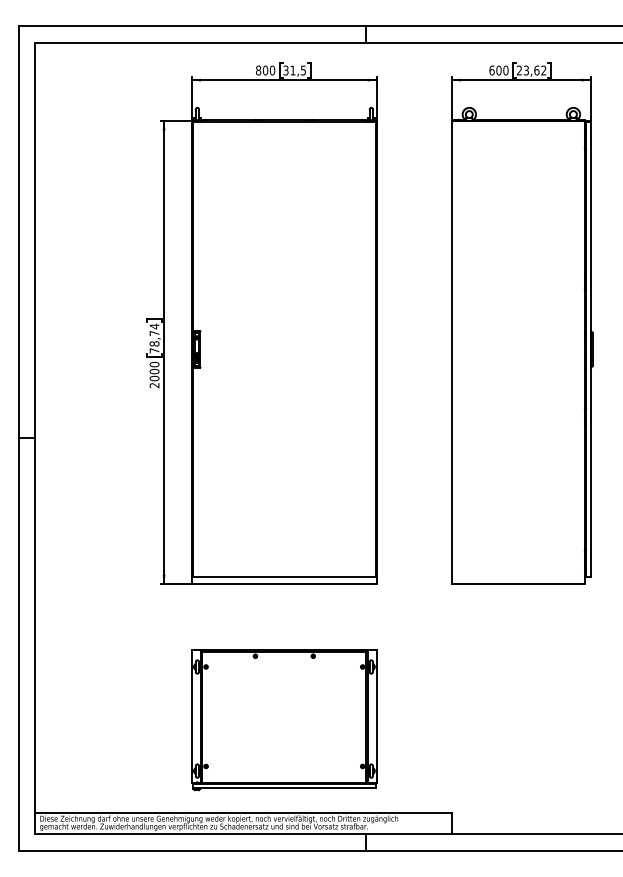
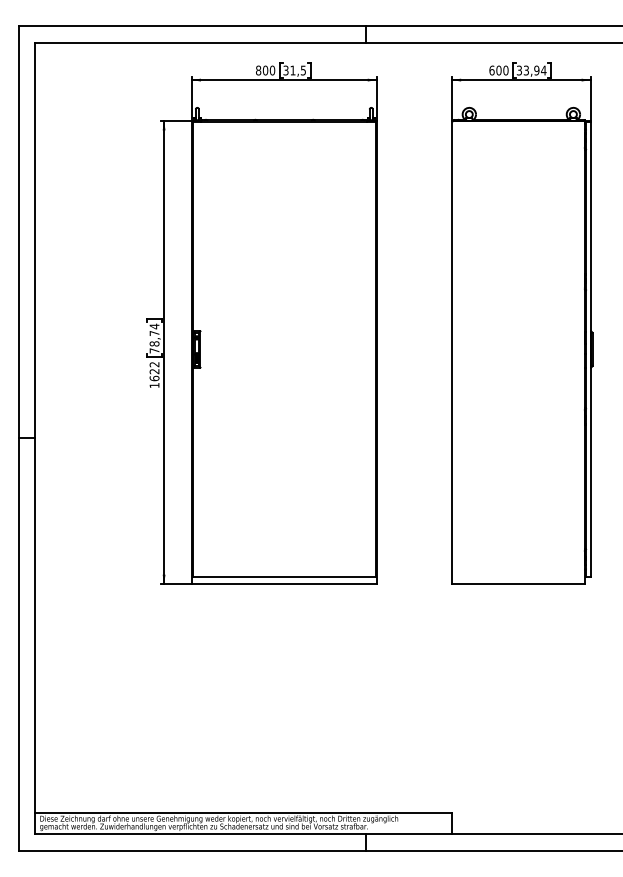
text: 23,62 -> 33,94 (531, 70)
text: 2000 -> 1622 (154, 374)
part: present -> none (284, 720)
